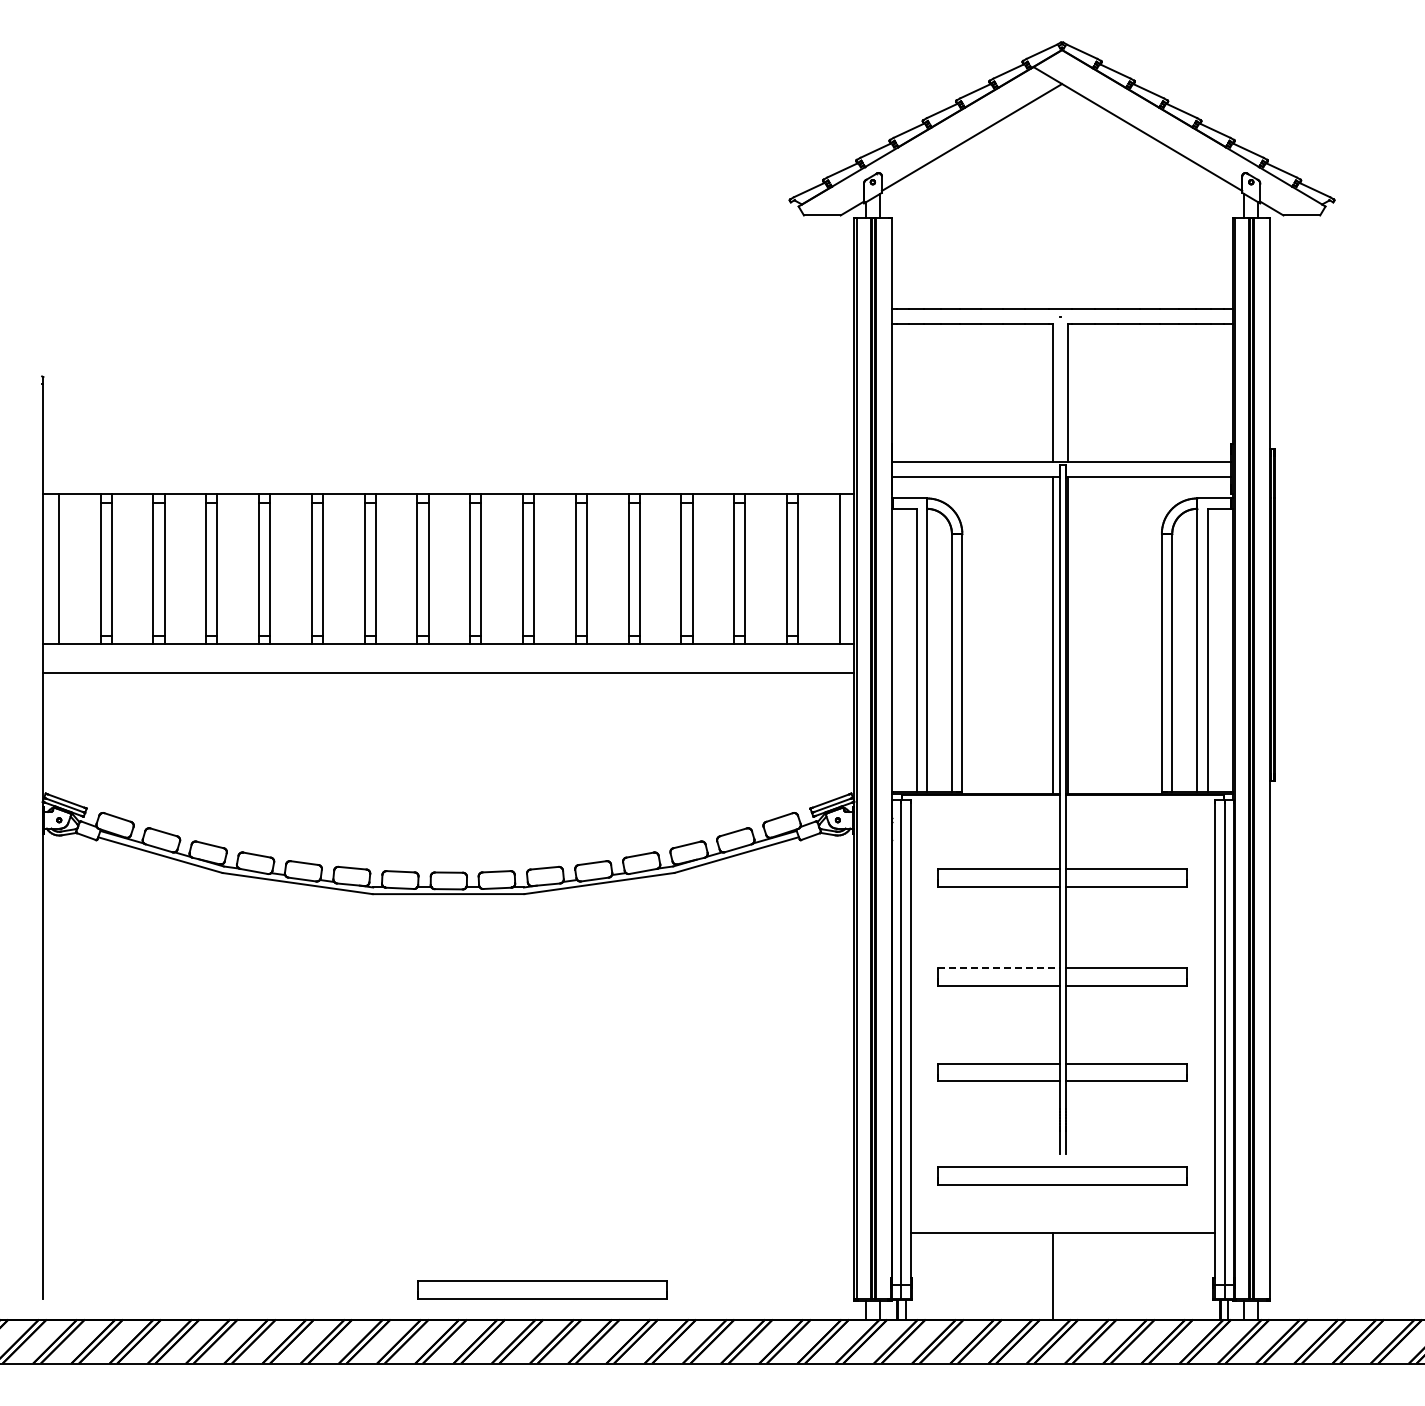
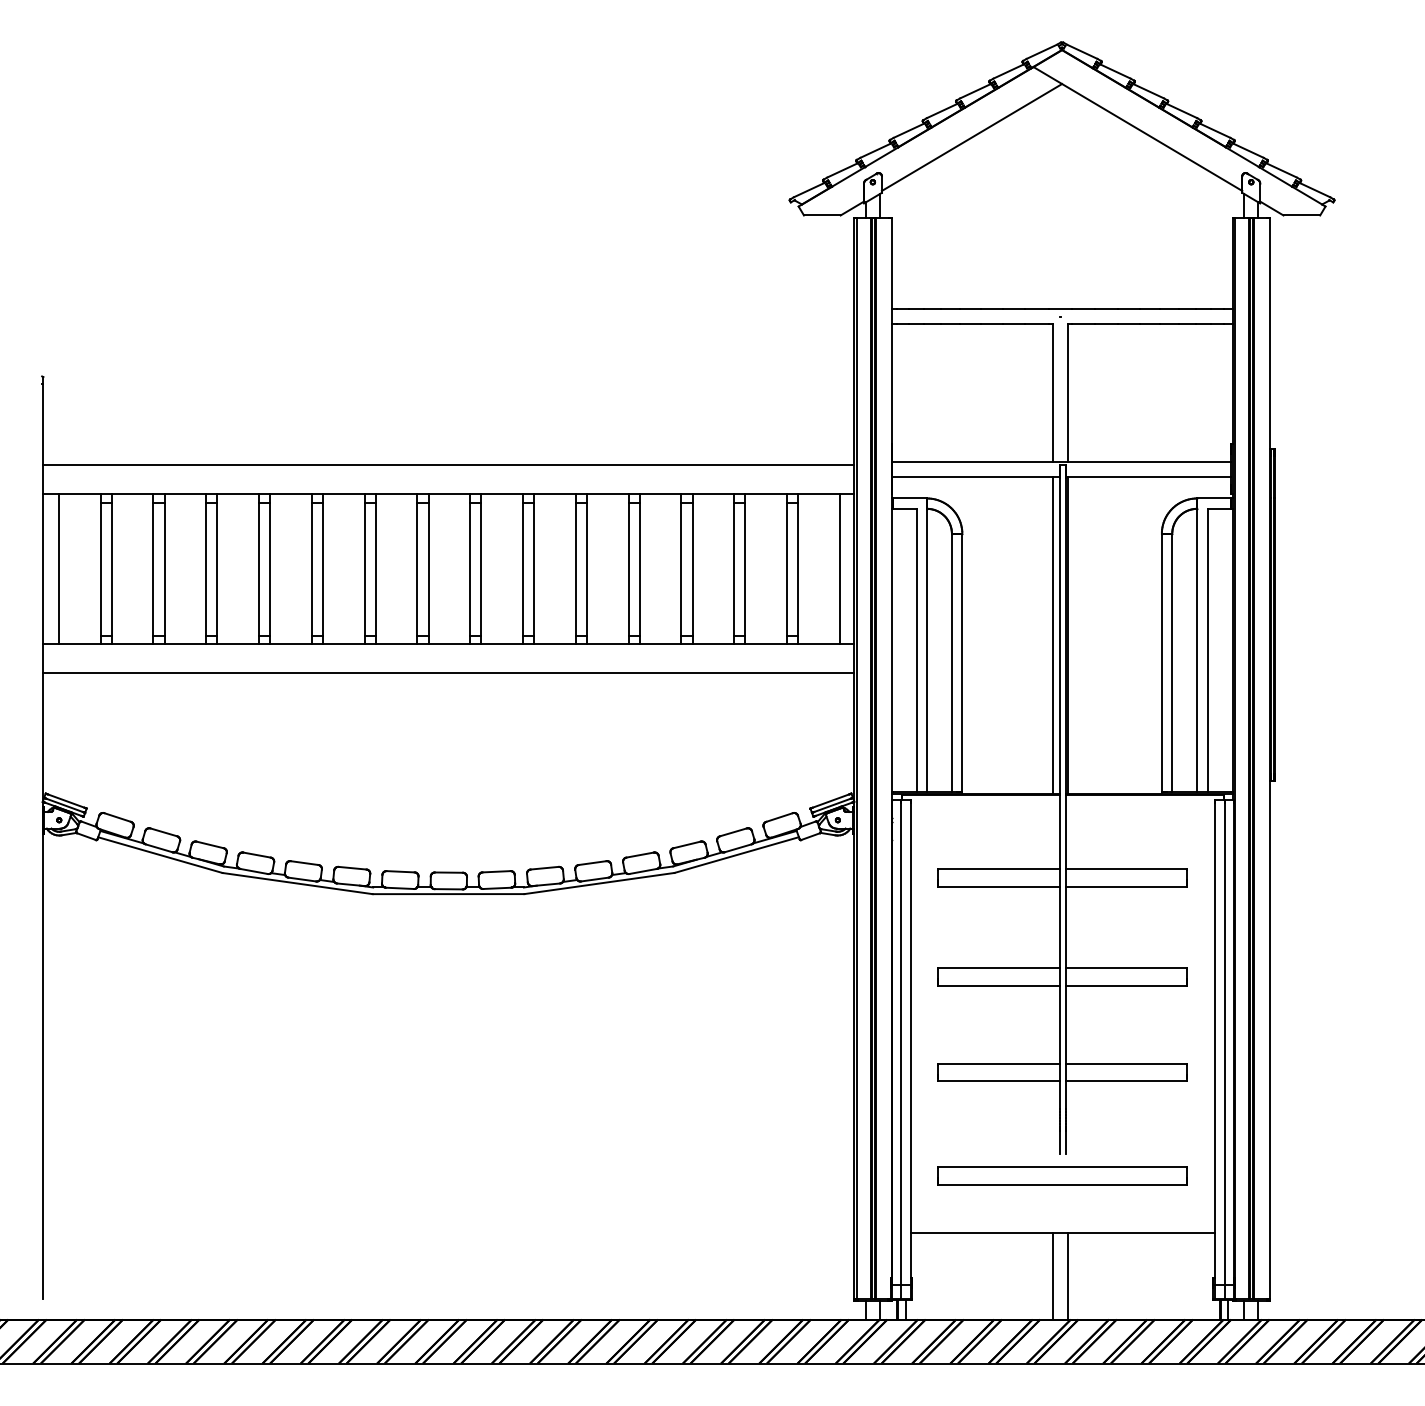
line: none -> present (448, 465)
line: dashed -> solid (998, 968)
line: none -> present (1067, 1275)
part: present -> none (542, 1289)
